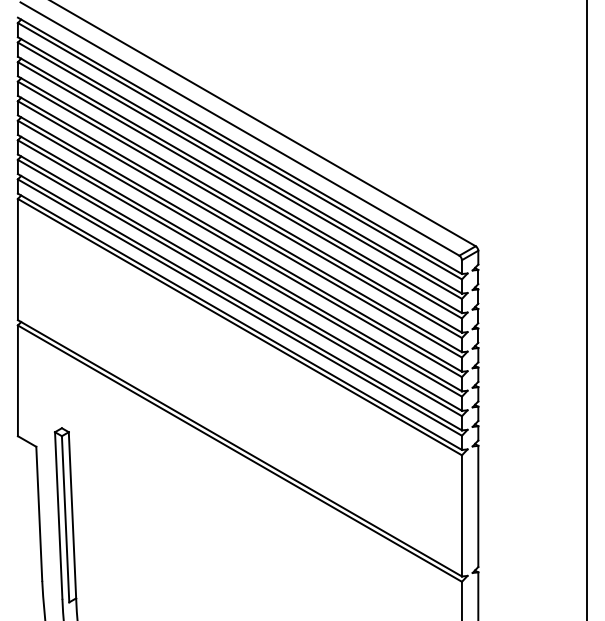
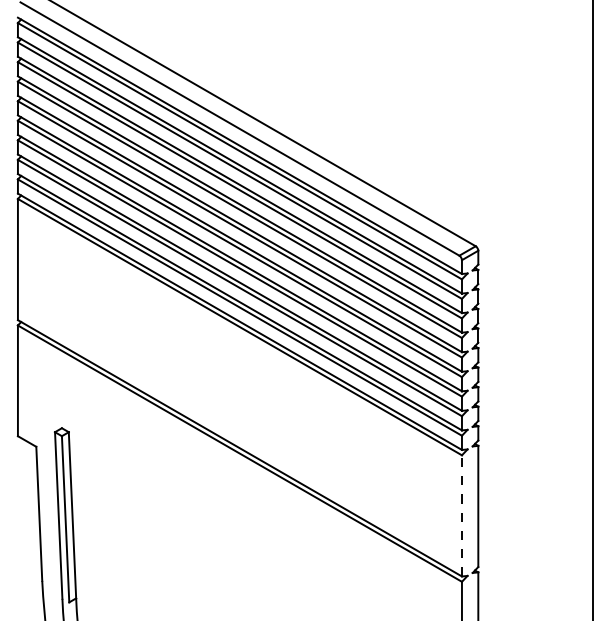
line position: (587, 309) -> (593, 309) (593, 309)
line: solid -> dashed (461, 515)
